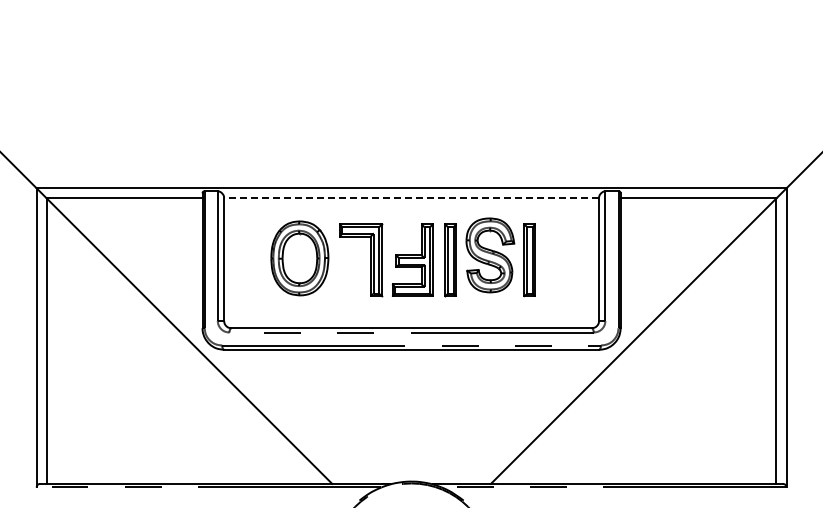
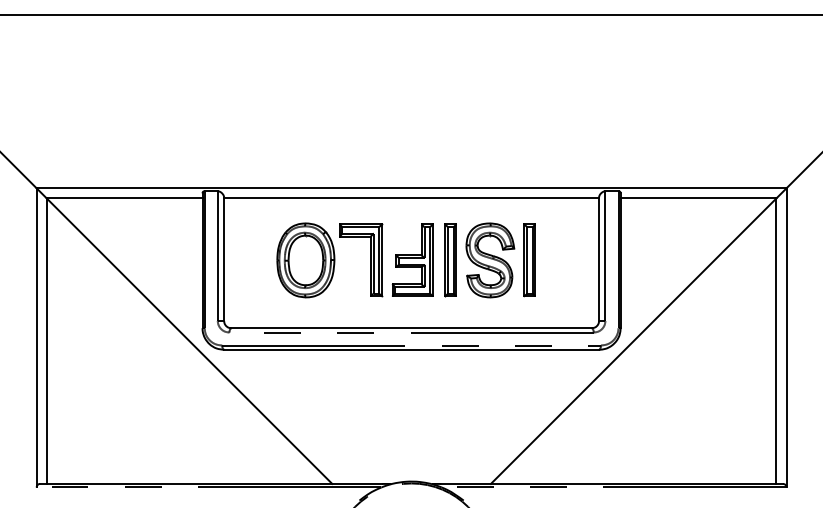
line: none -> present (410, 15)
line: dashed -> solid (411, 198)
part position: (490, 255) -> (490, 260) (490, 260)
part position: (299, 258) -> (305, 260) (305, 260)
